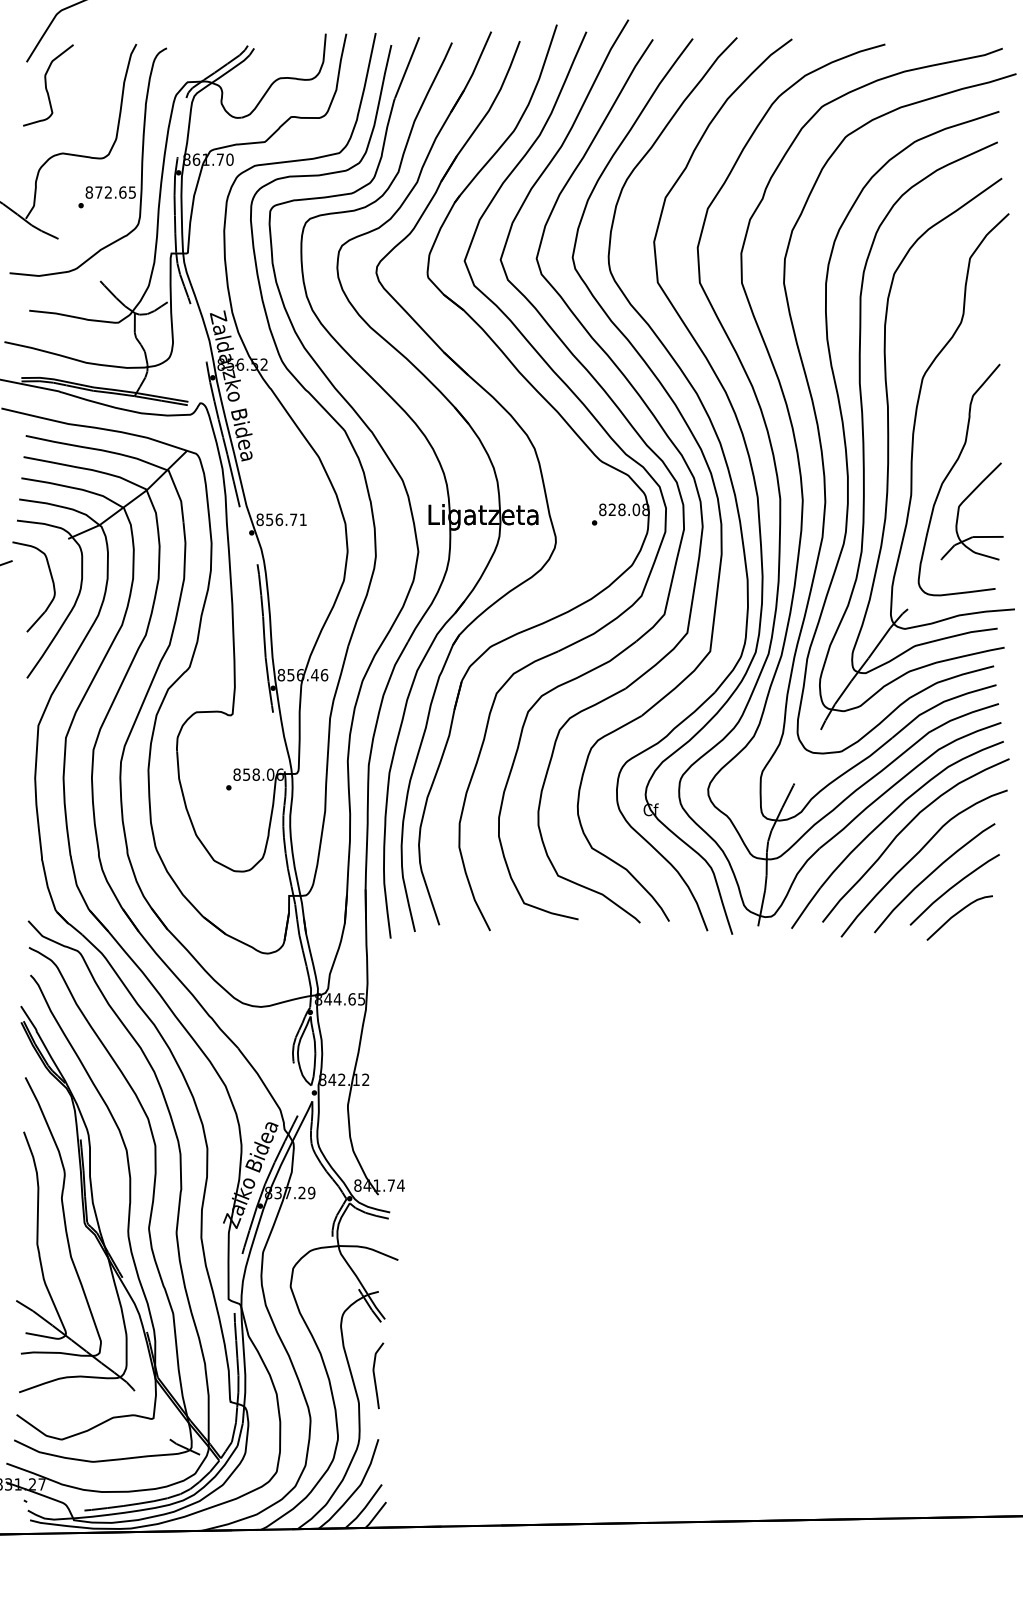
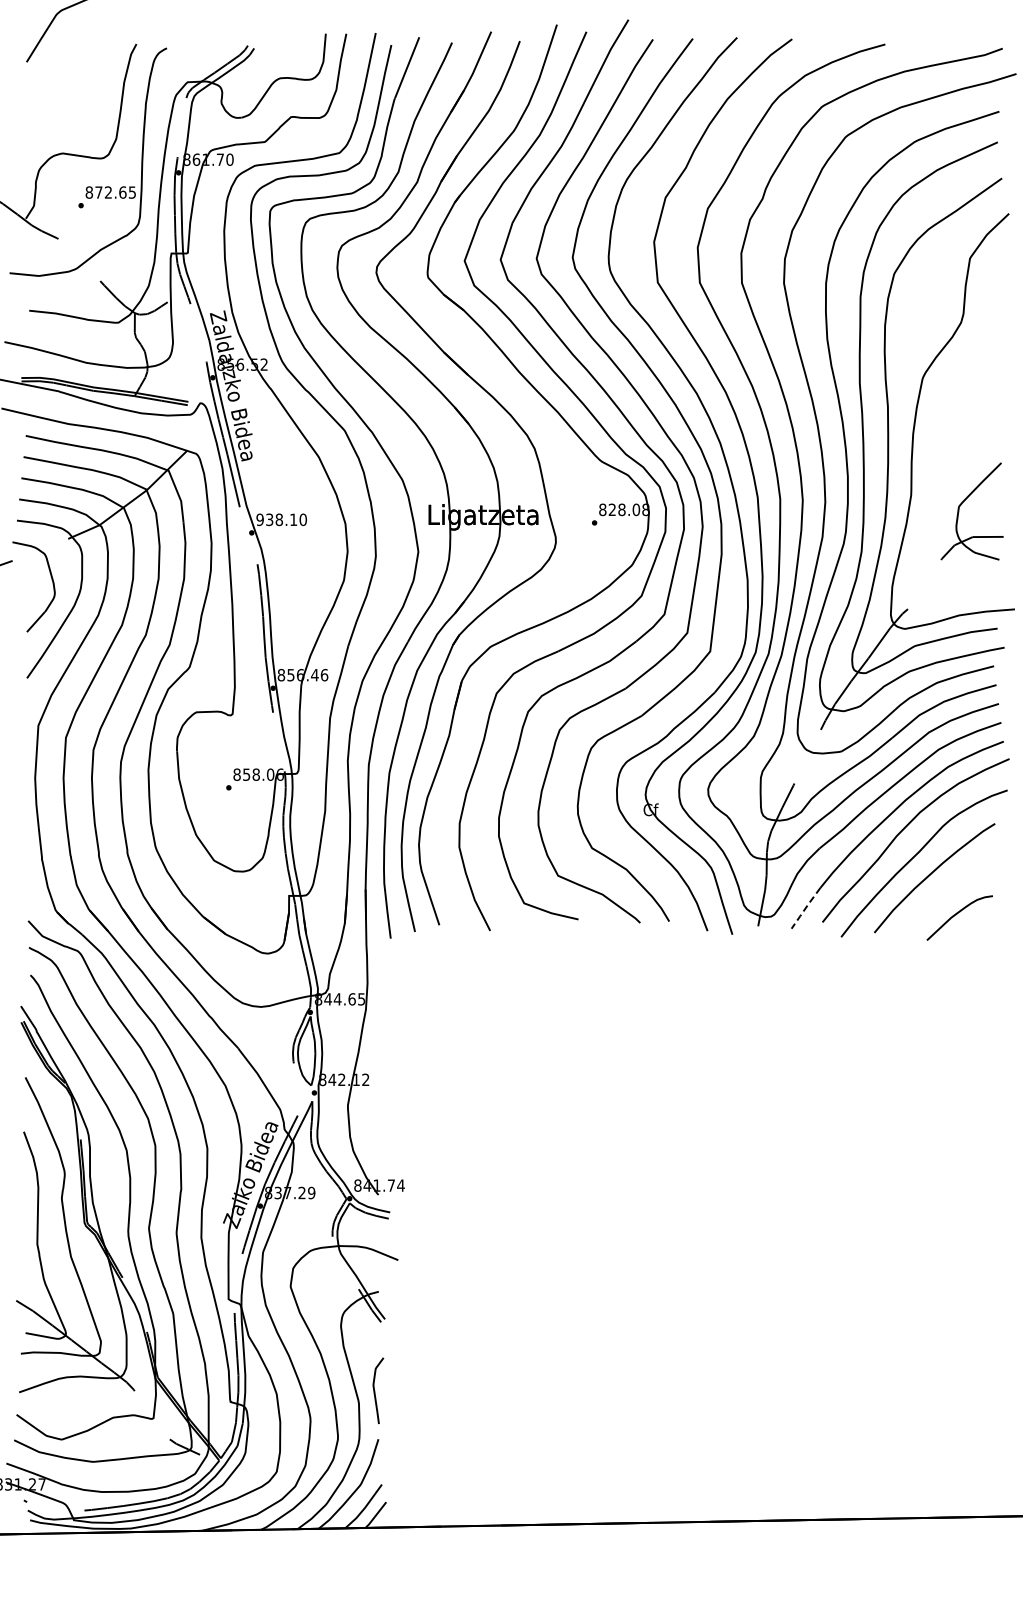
curve: present -> none (46, 85)
curve: present -> none (949, 474)
text: 856.71 -> 938.10 (281, 519)
curve: present -> none (953, 887)
line: solid -> dashed (805, 908)
curve position: (375, 1375) -> (375, 1390) (375, 1390)
